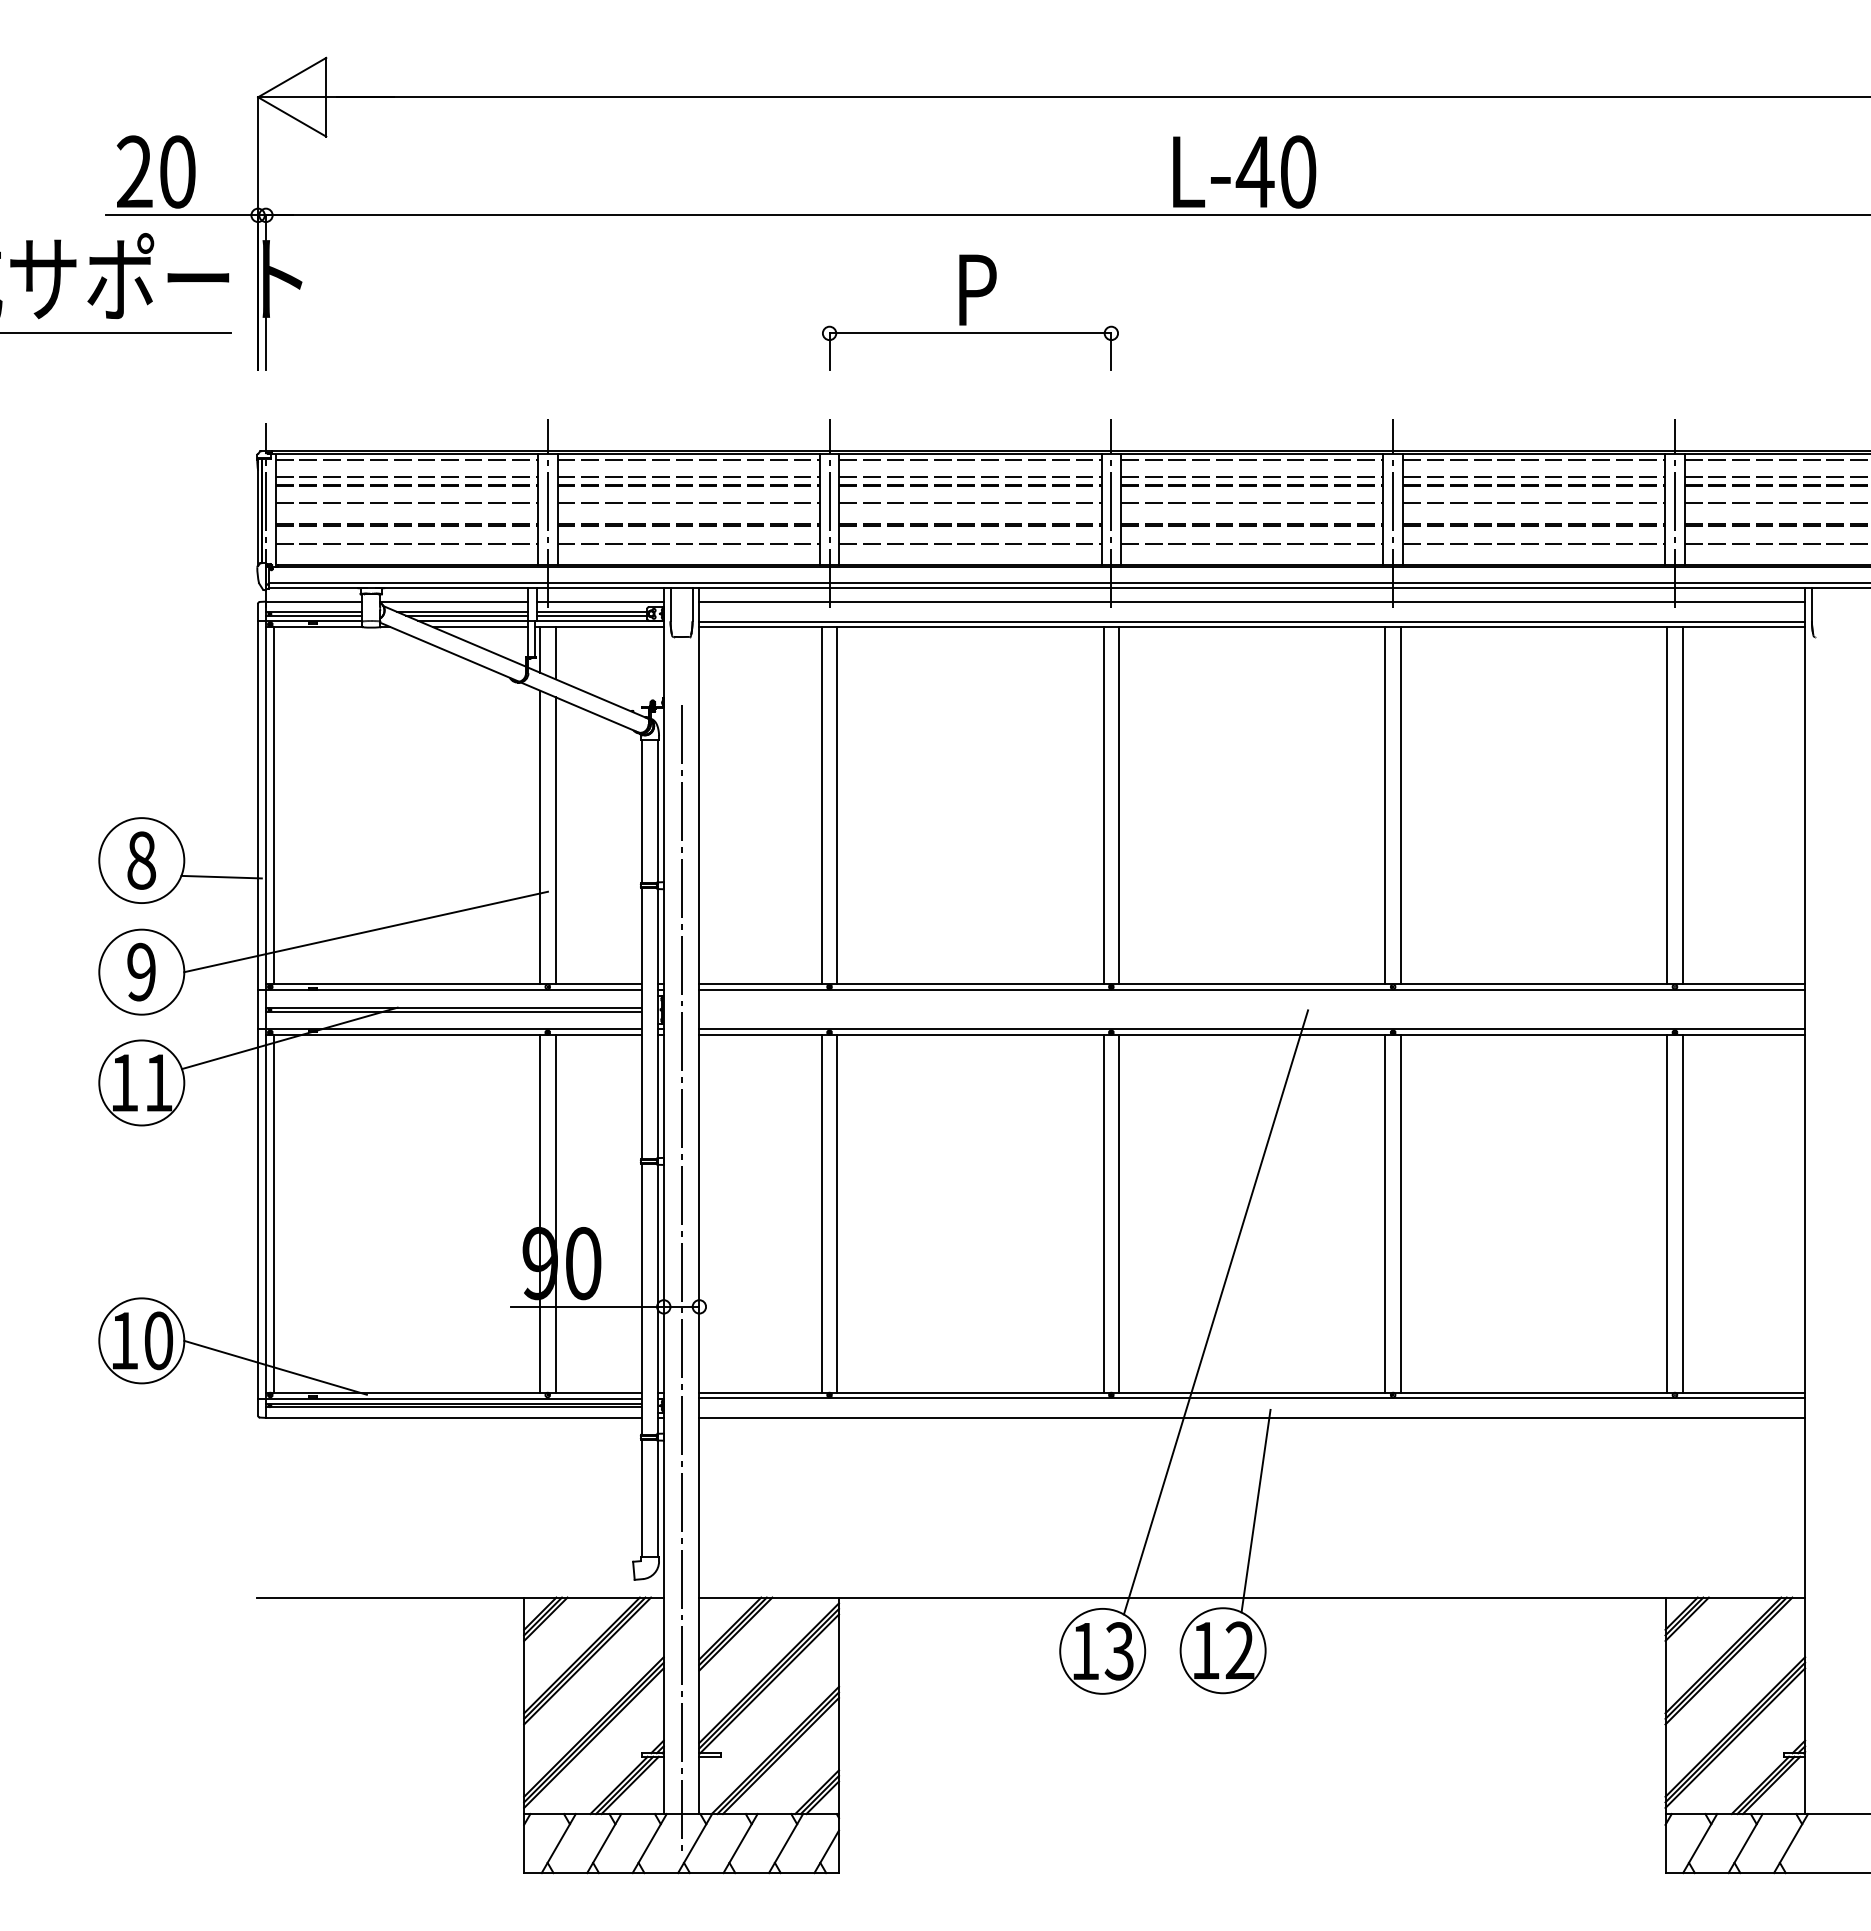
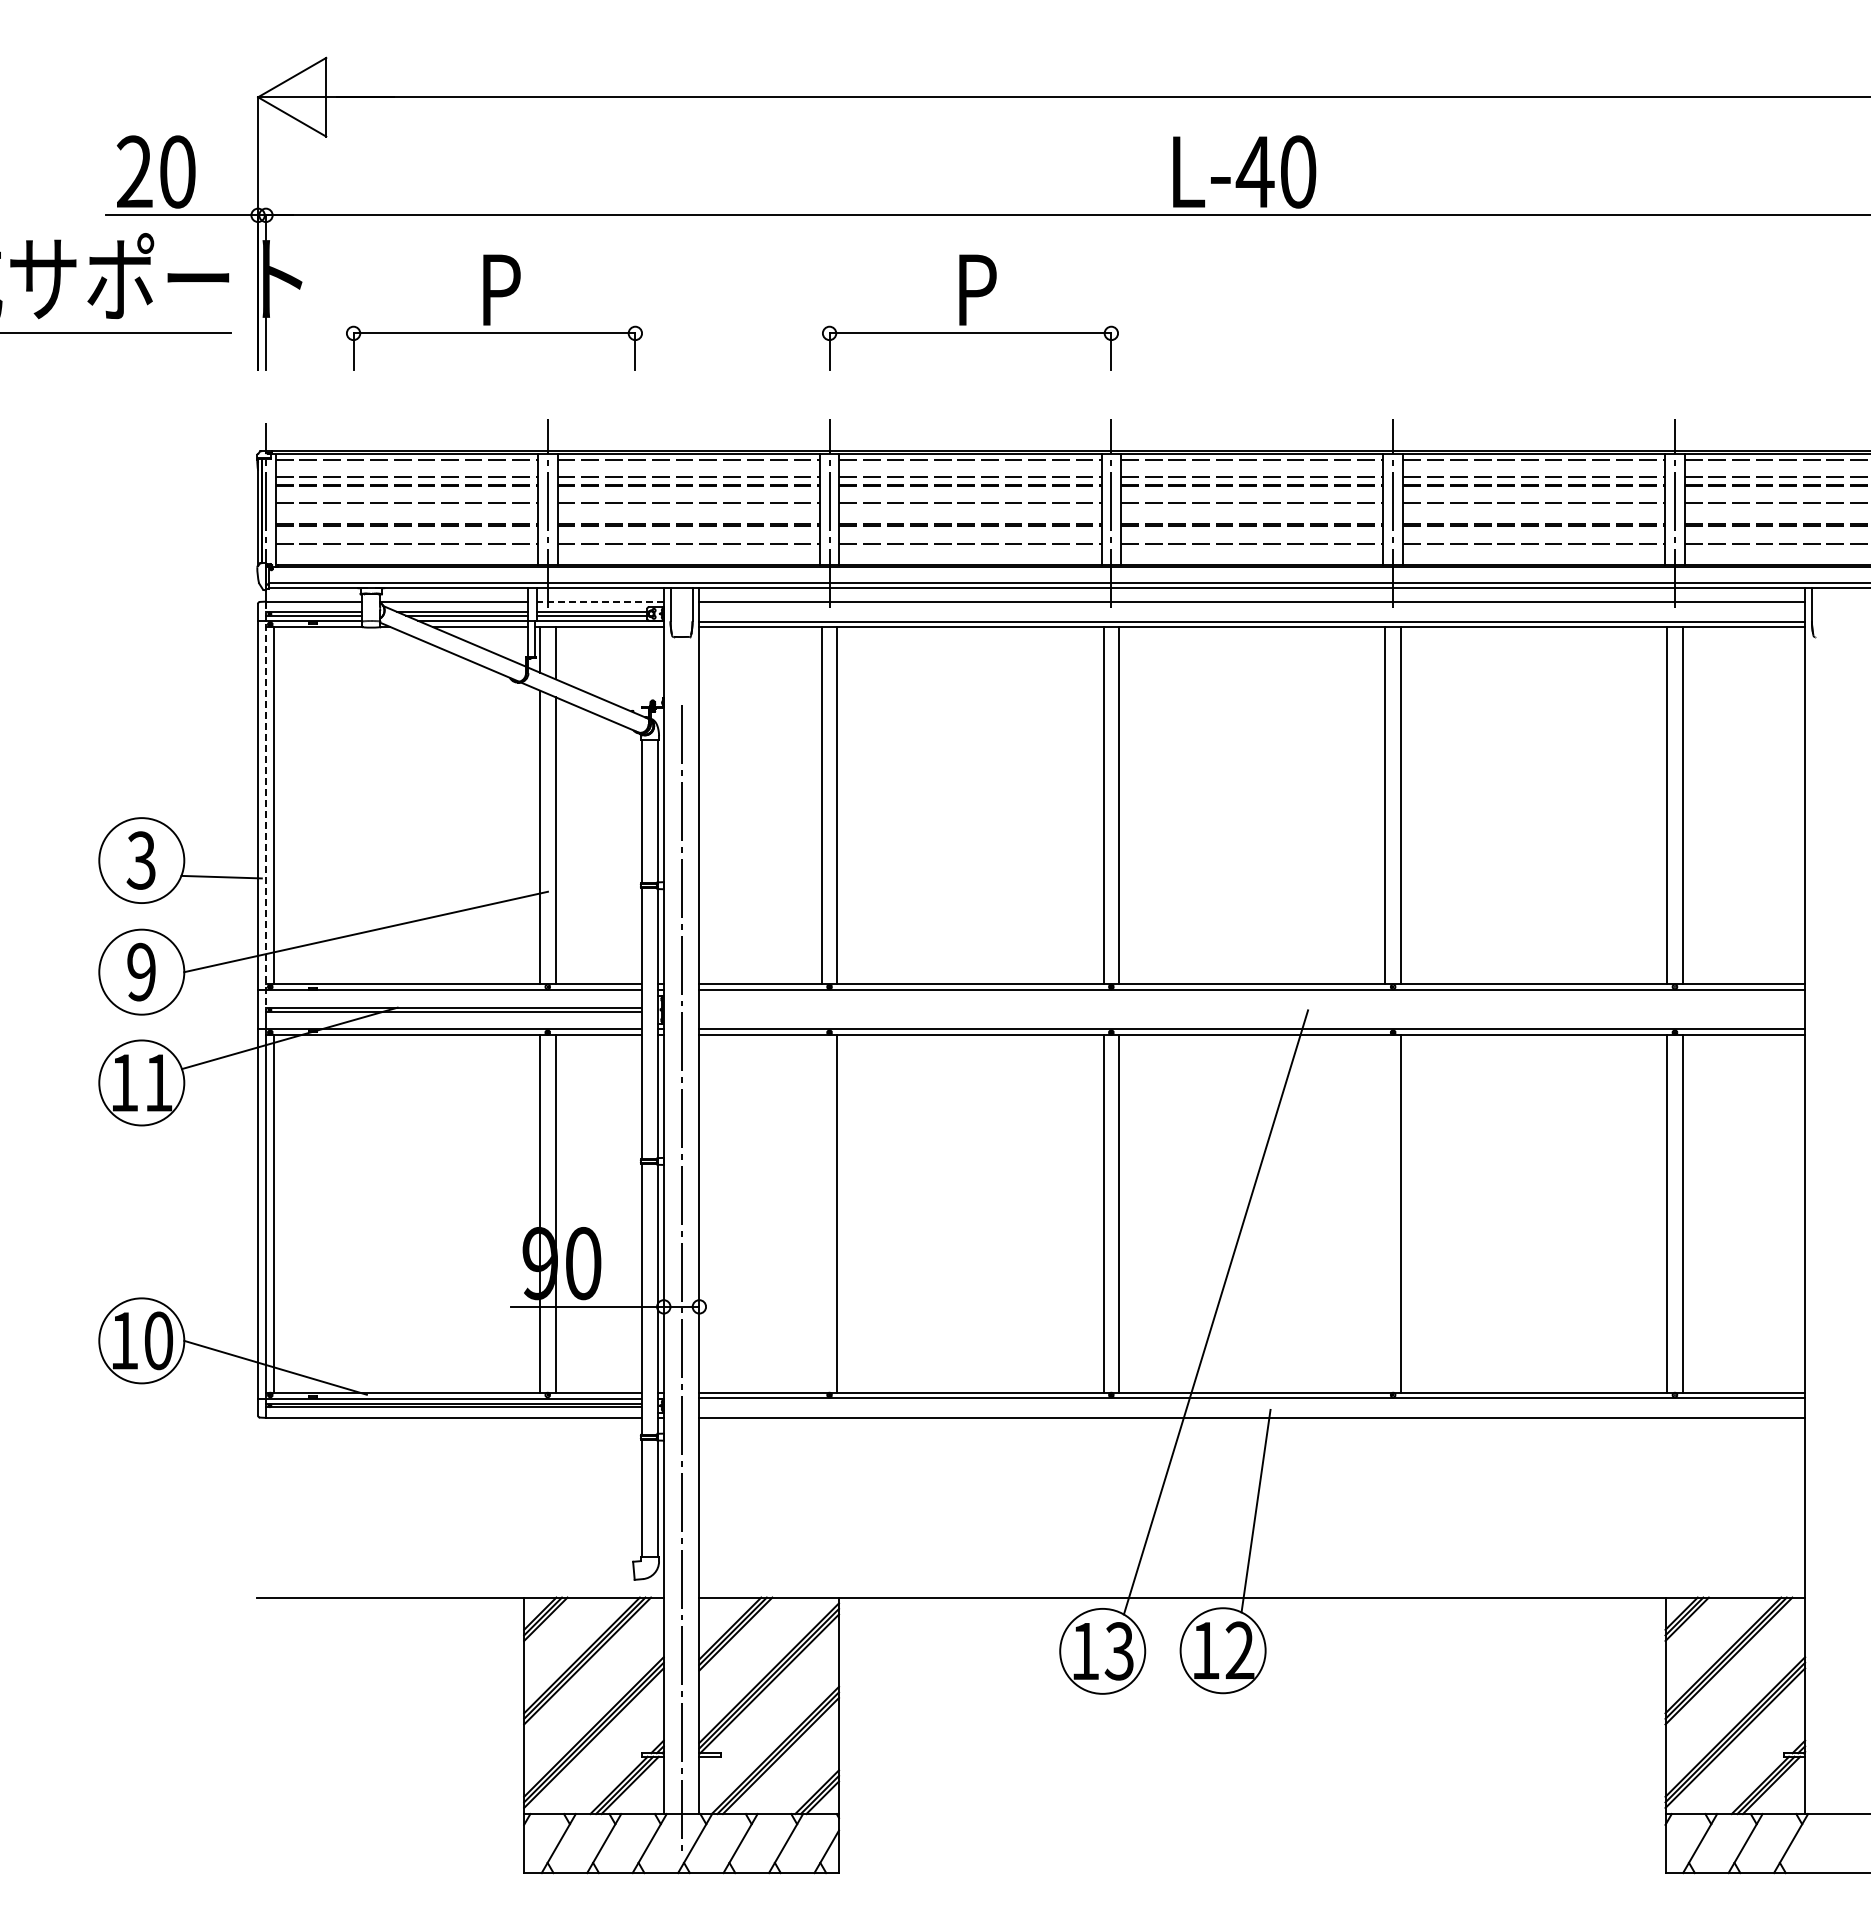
part: none -> present (494, 312)
line: solid -> dashed (600, 601)
line: solid -> dashed (265, 806)
text: 8 -> 3 (141, 860)
line: present -> none (821, 1213)
line: present -> none (1385, 1213)
